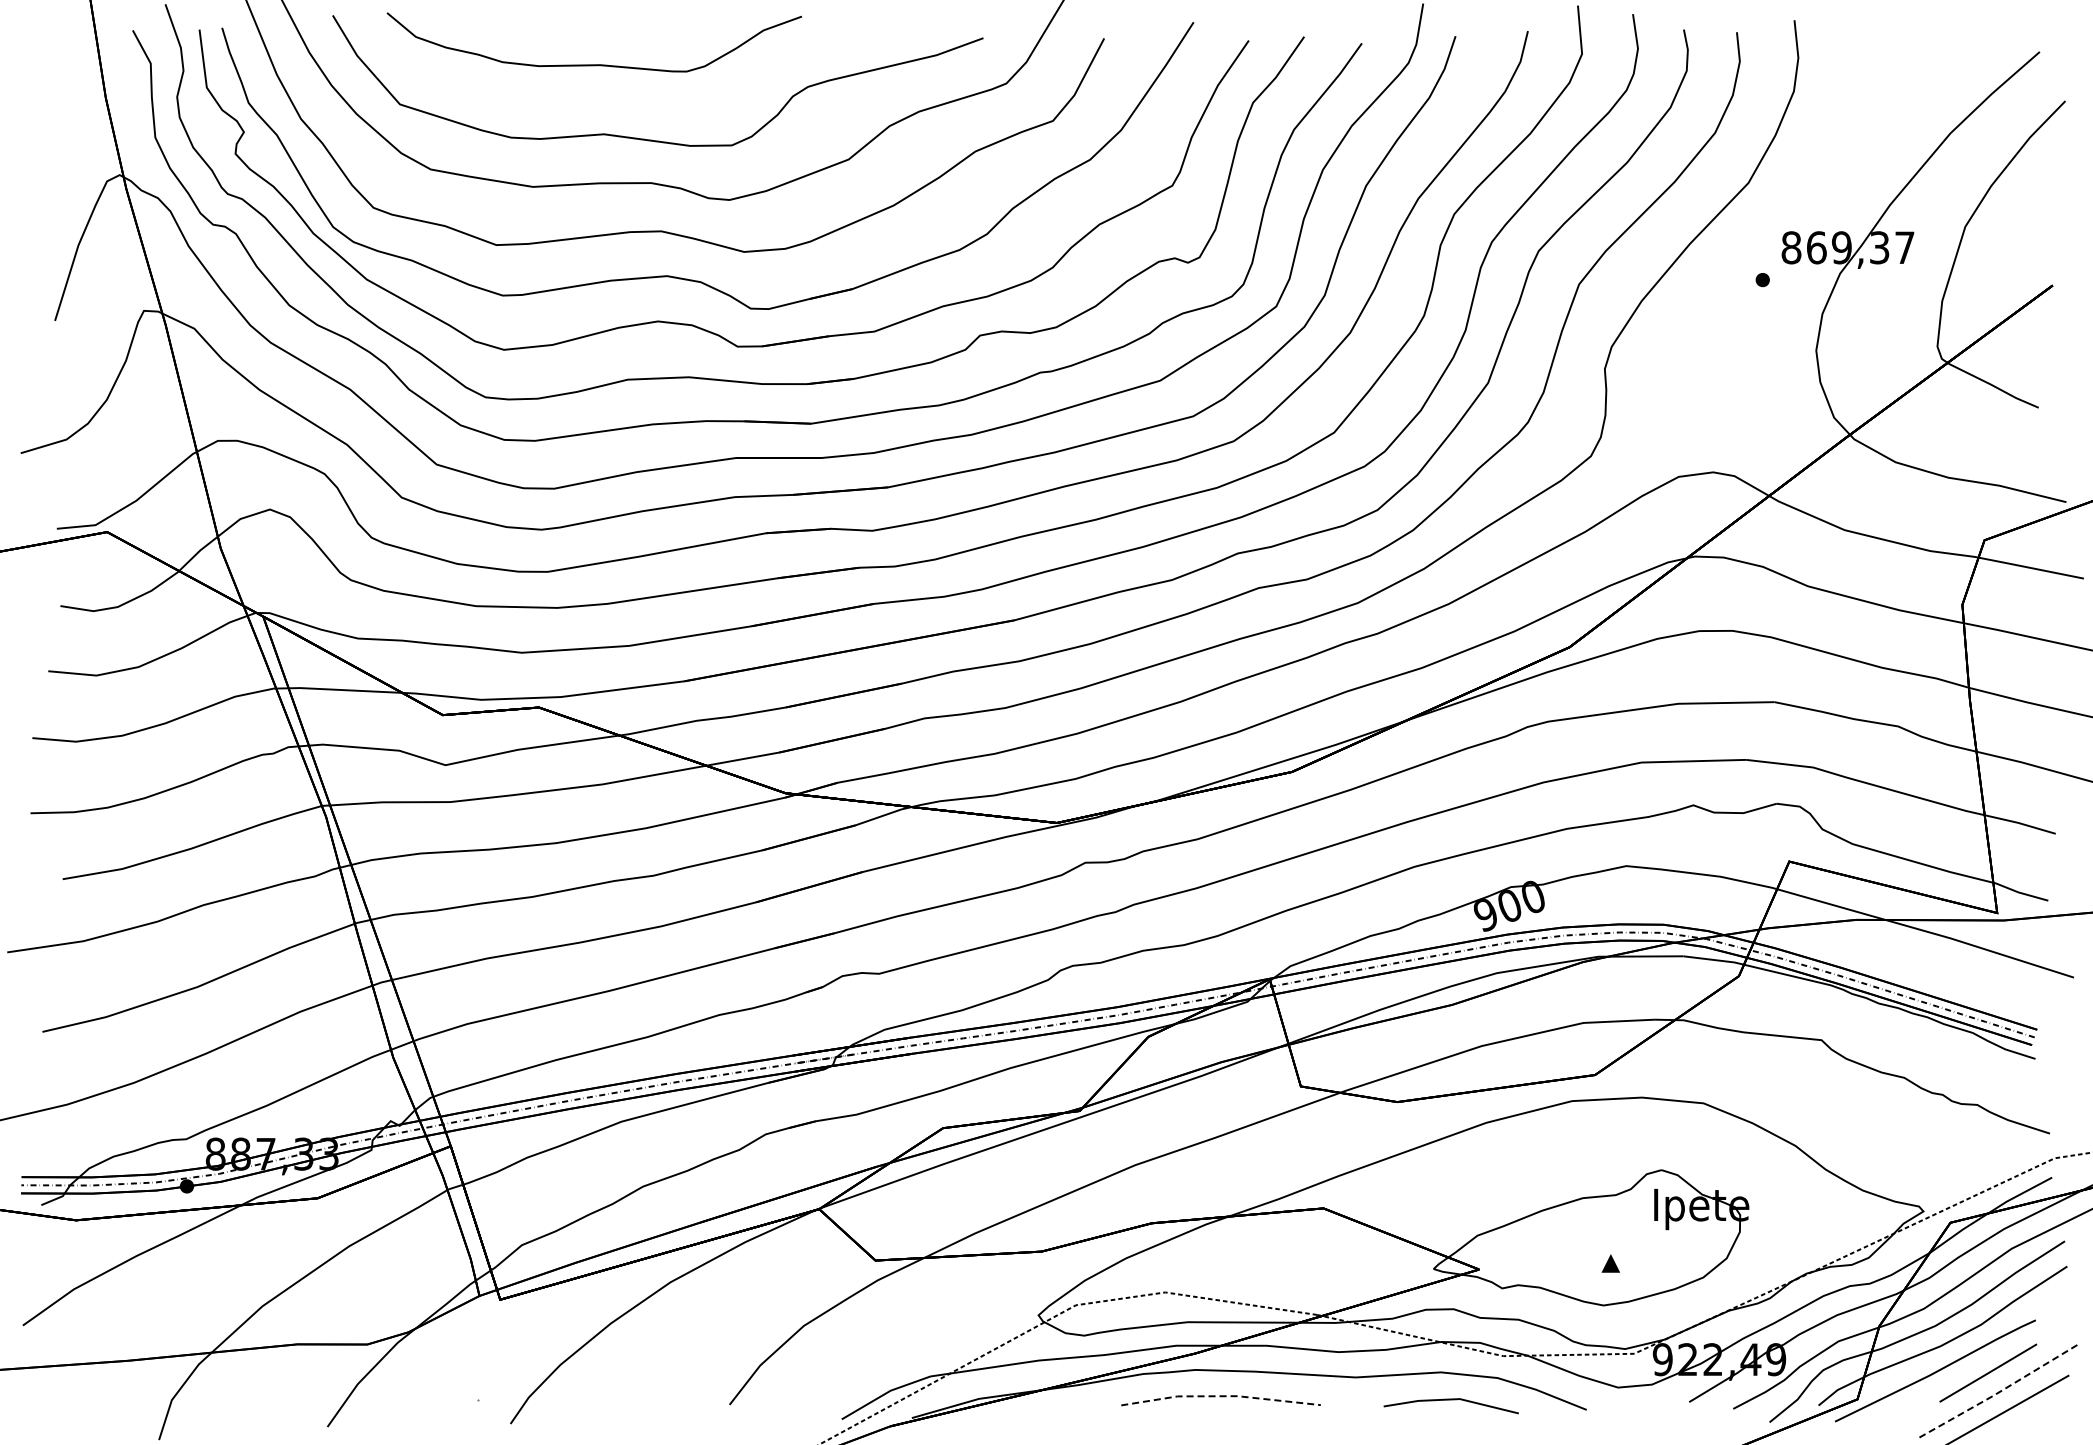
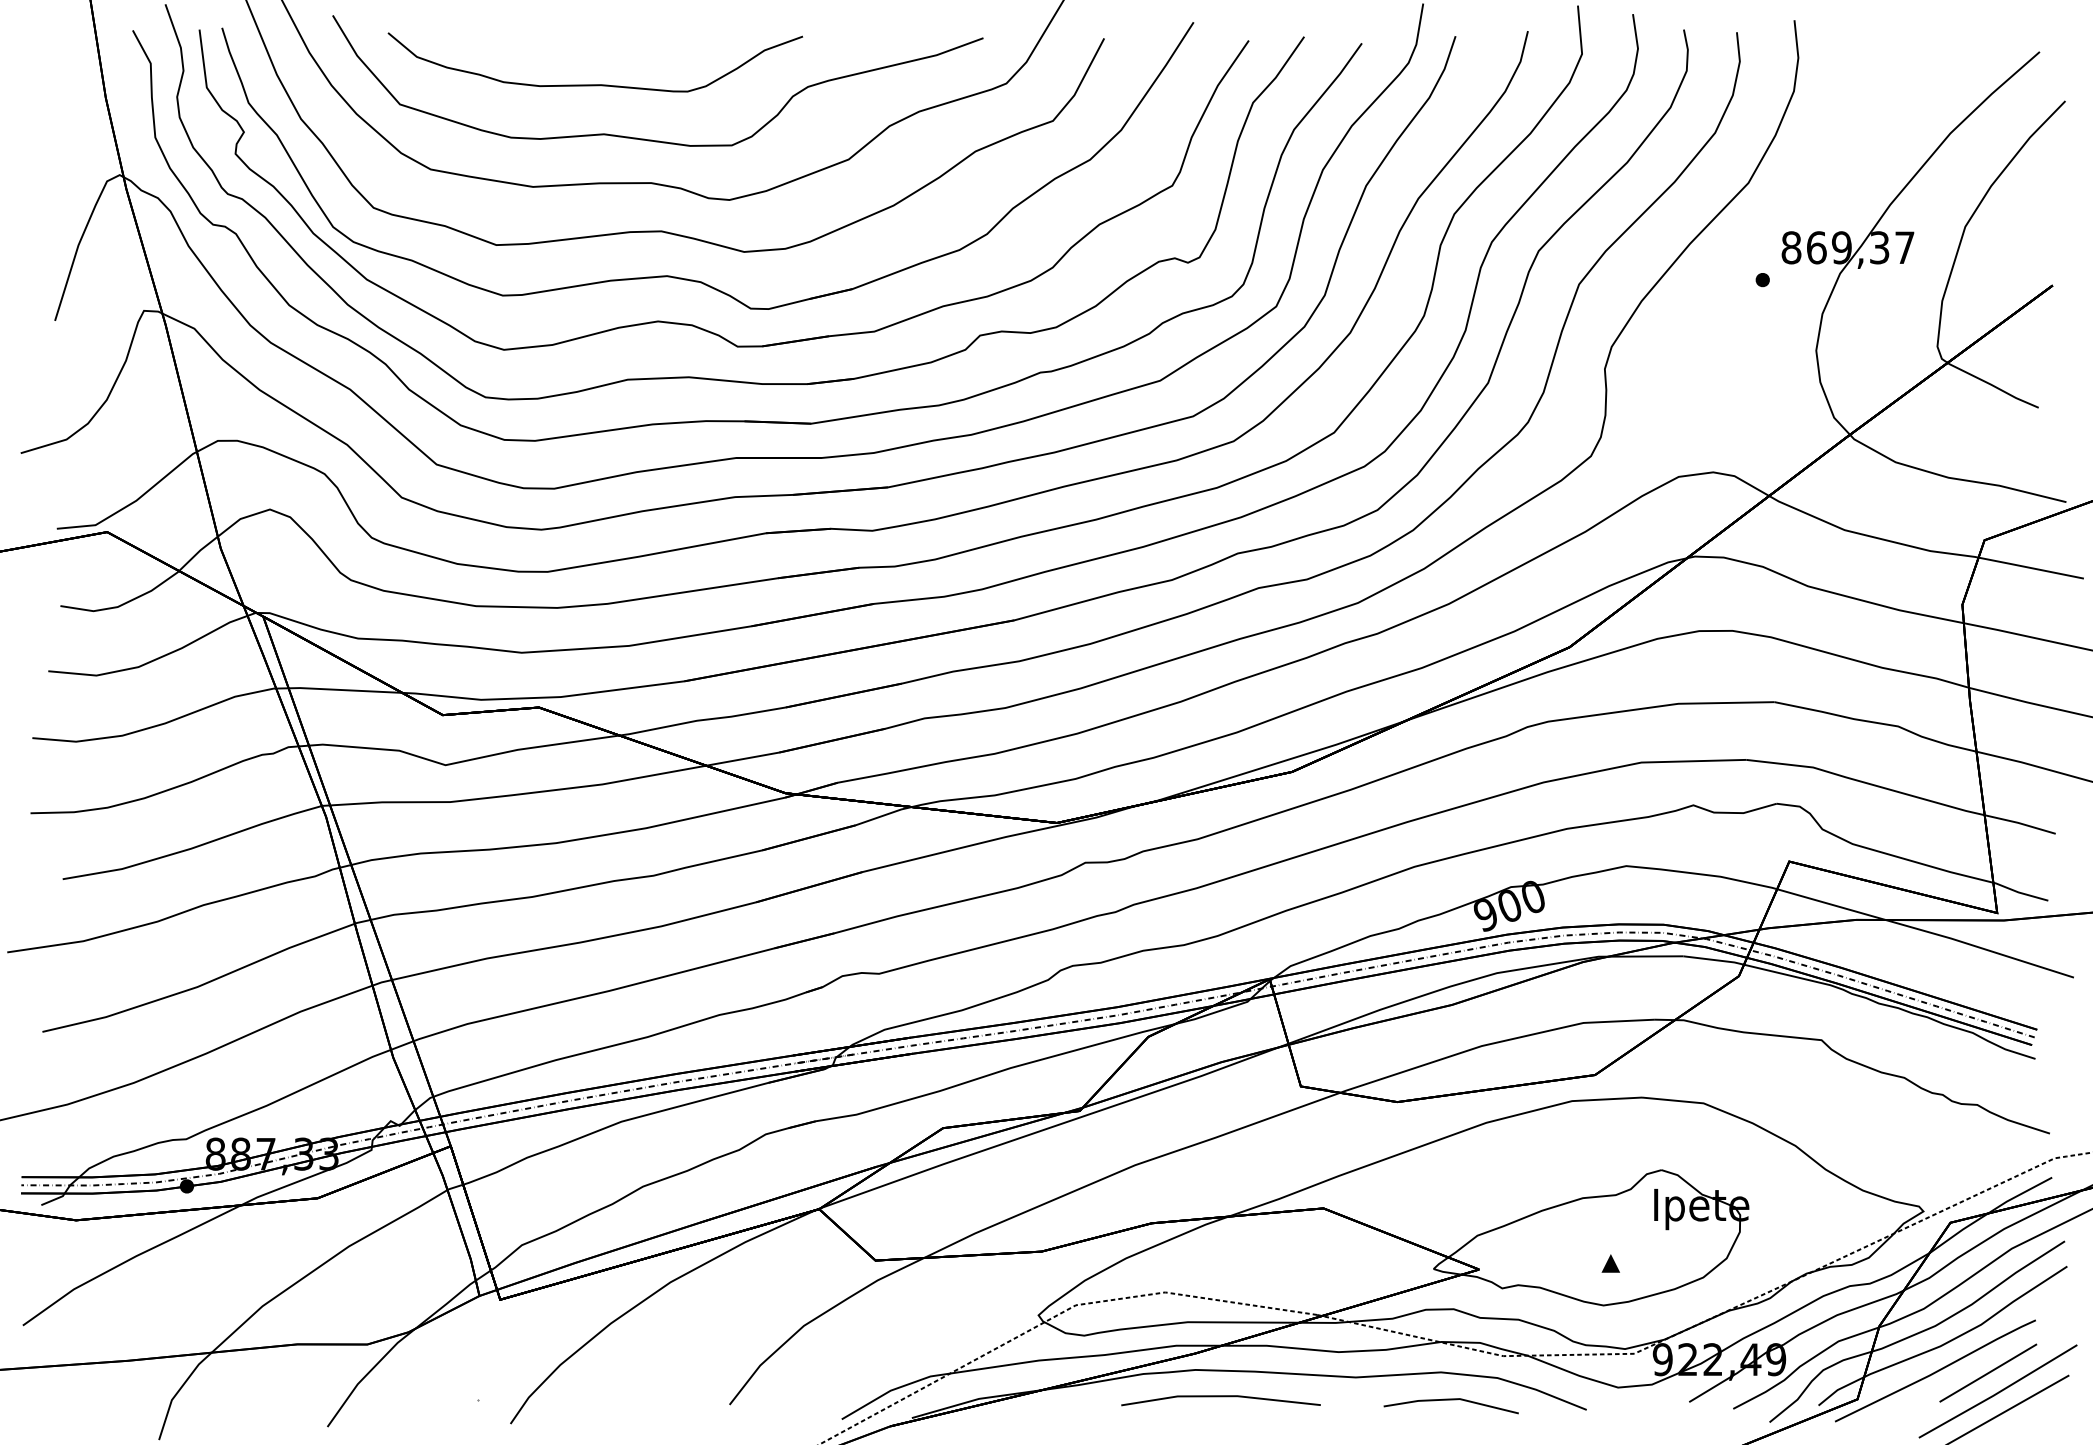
curve position: (594, 64) -> (595, 84) (595, 84)
line: dashed -> solid (1998, 1392)
line: dashed -> solid (1220, 1396)
